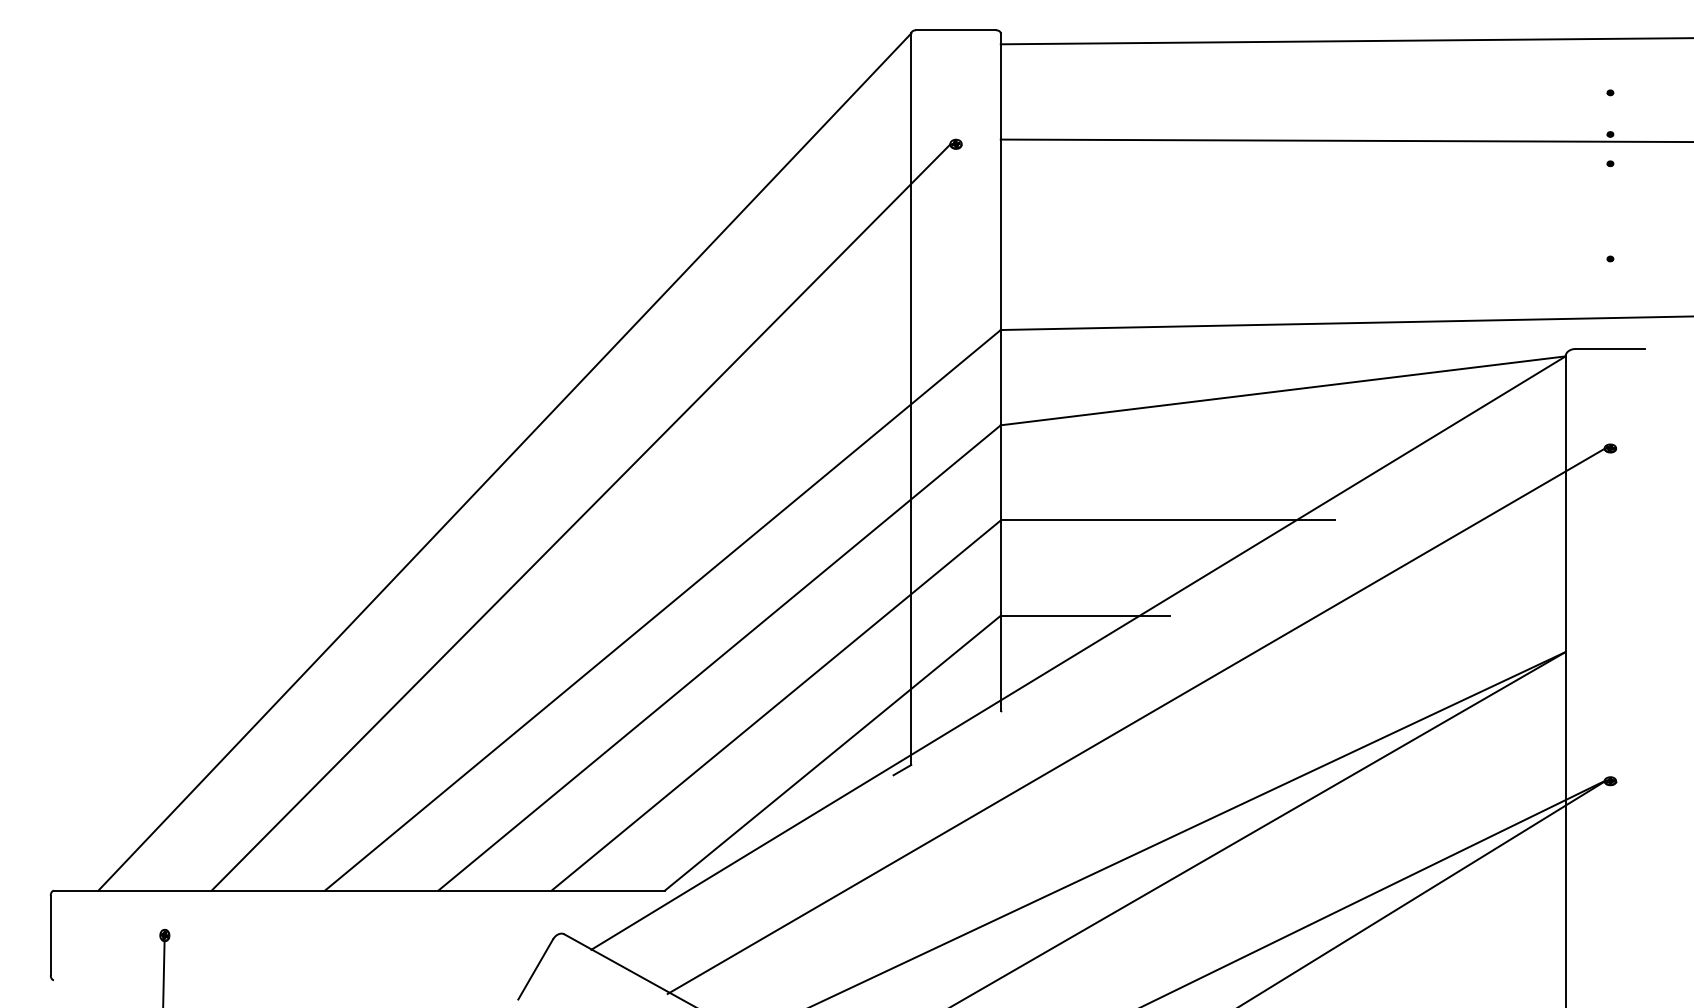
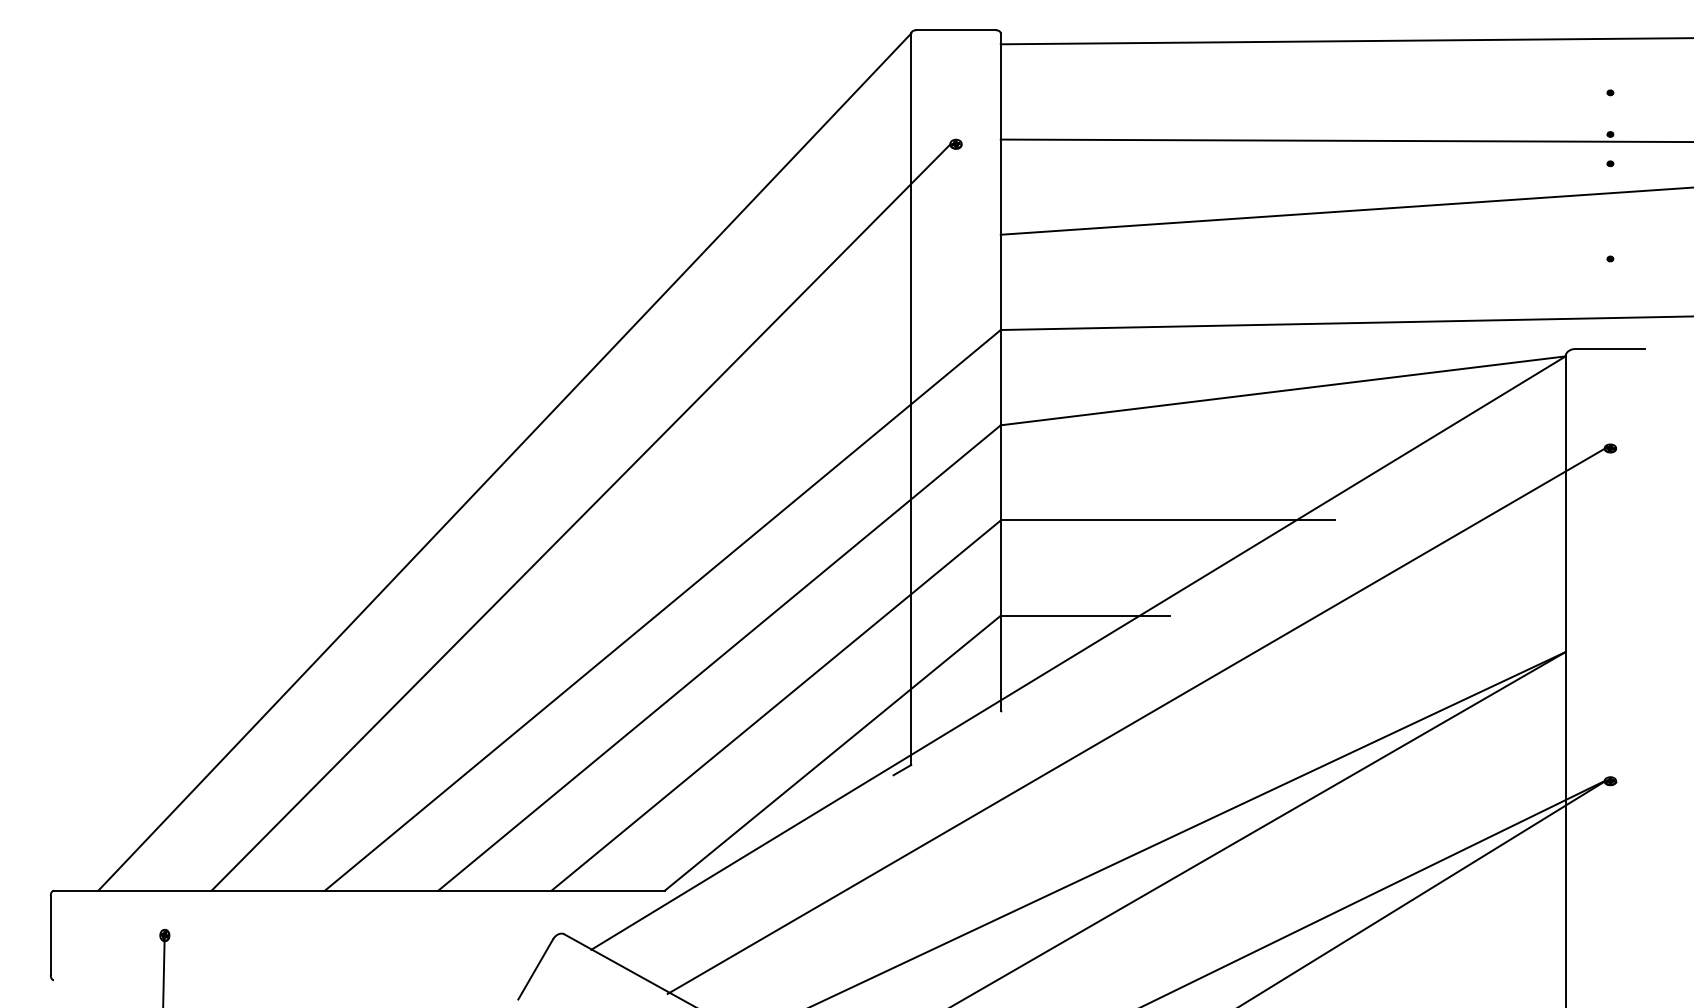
line: none -> present (1345, 210)
